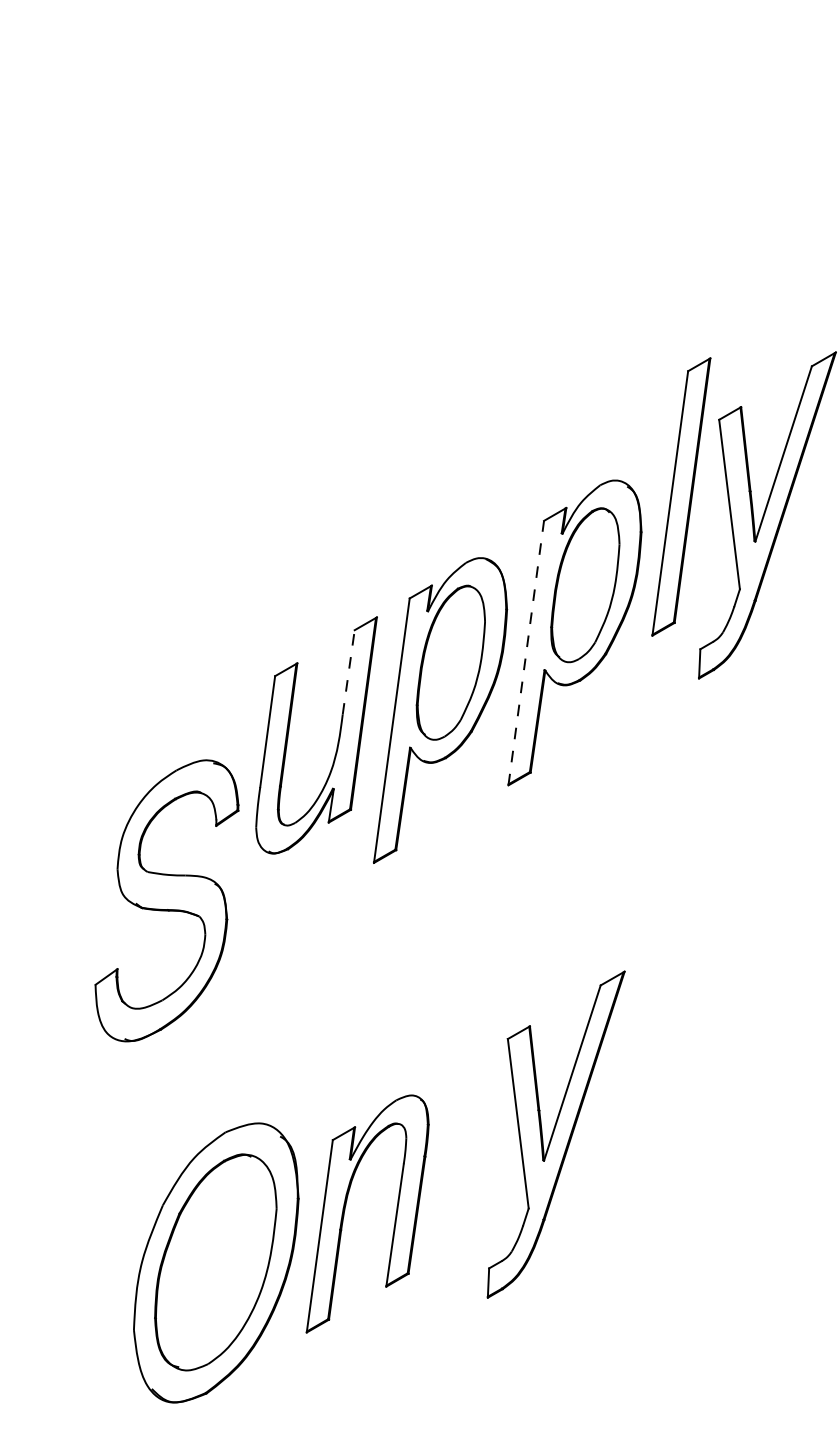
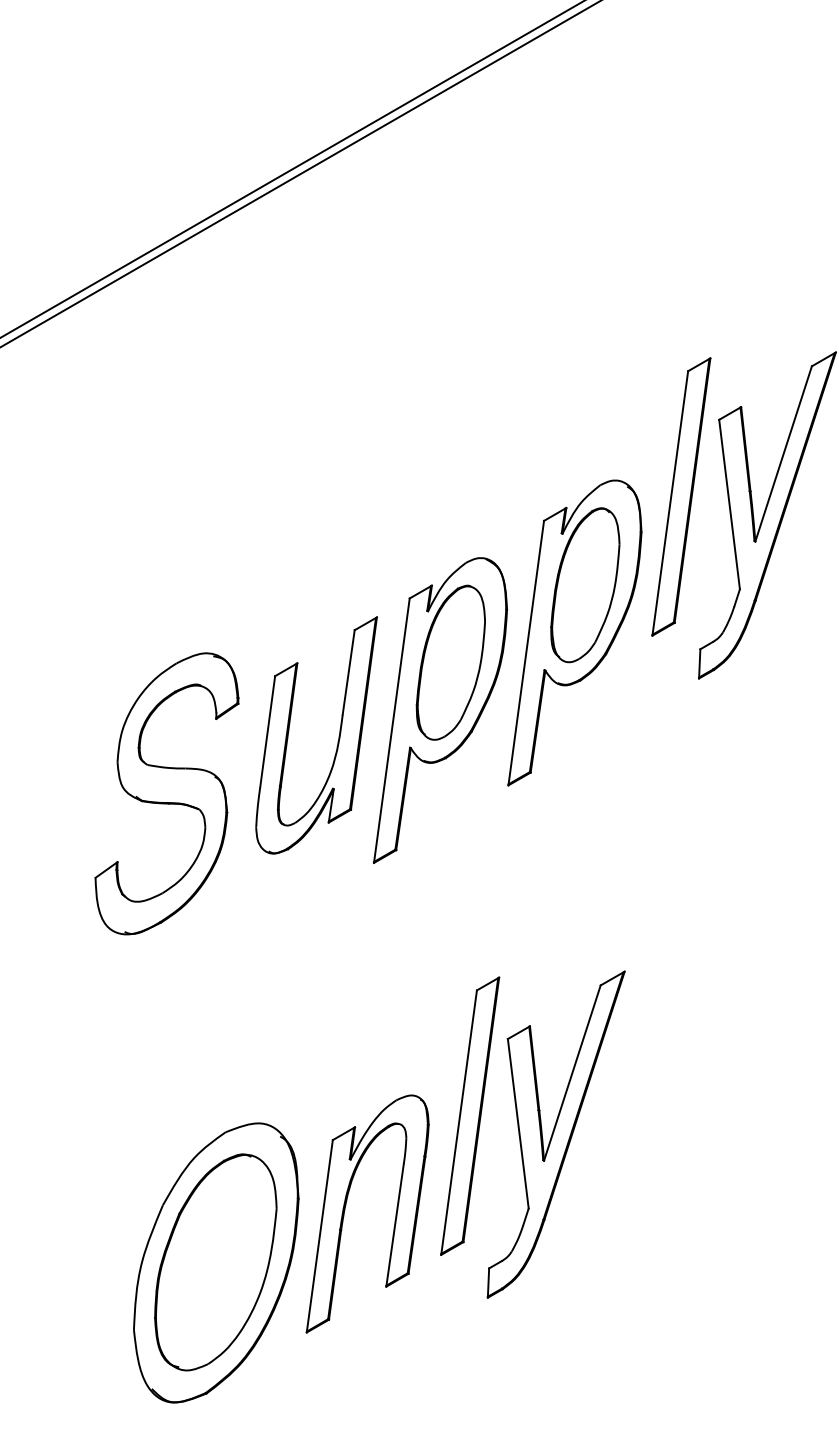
line: none -> present (291, 169)
line: none -> present (300, 174)
line: dashed -> solid (526, 652)
line: dashed -> solid (348, 672)
part position: (166, 900) -> (166, 793) (166, 793)
part: none -> present (470, 1115)
